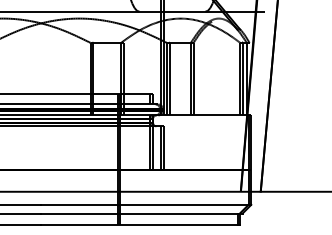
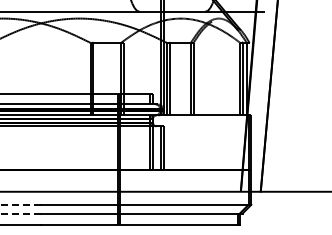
line: solid -> dashed (20, 204)
line: solid -> dashed (20, 213)
